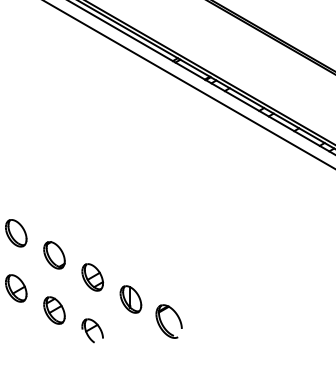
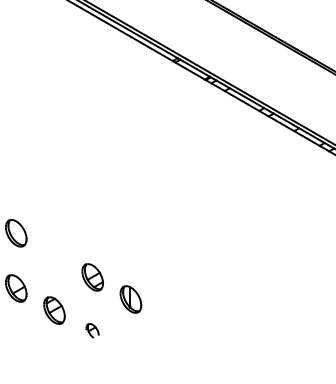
line: present -> none (189, 84)
part: present -> none (54, 255)
part: present -> none (168, 321)
part size: 23x26 px -> 15x16 px (92, 330)
